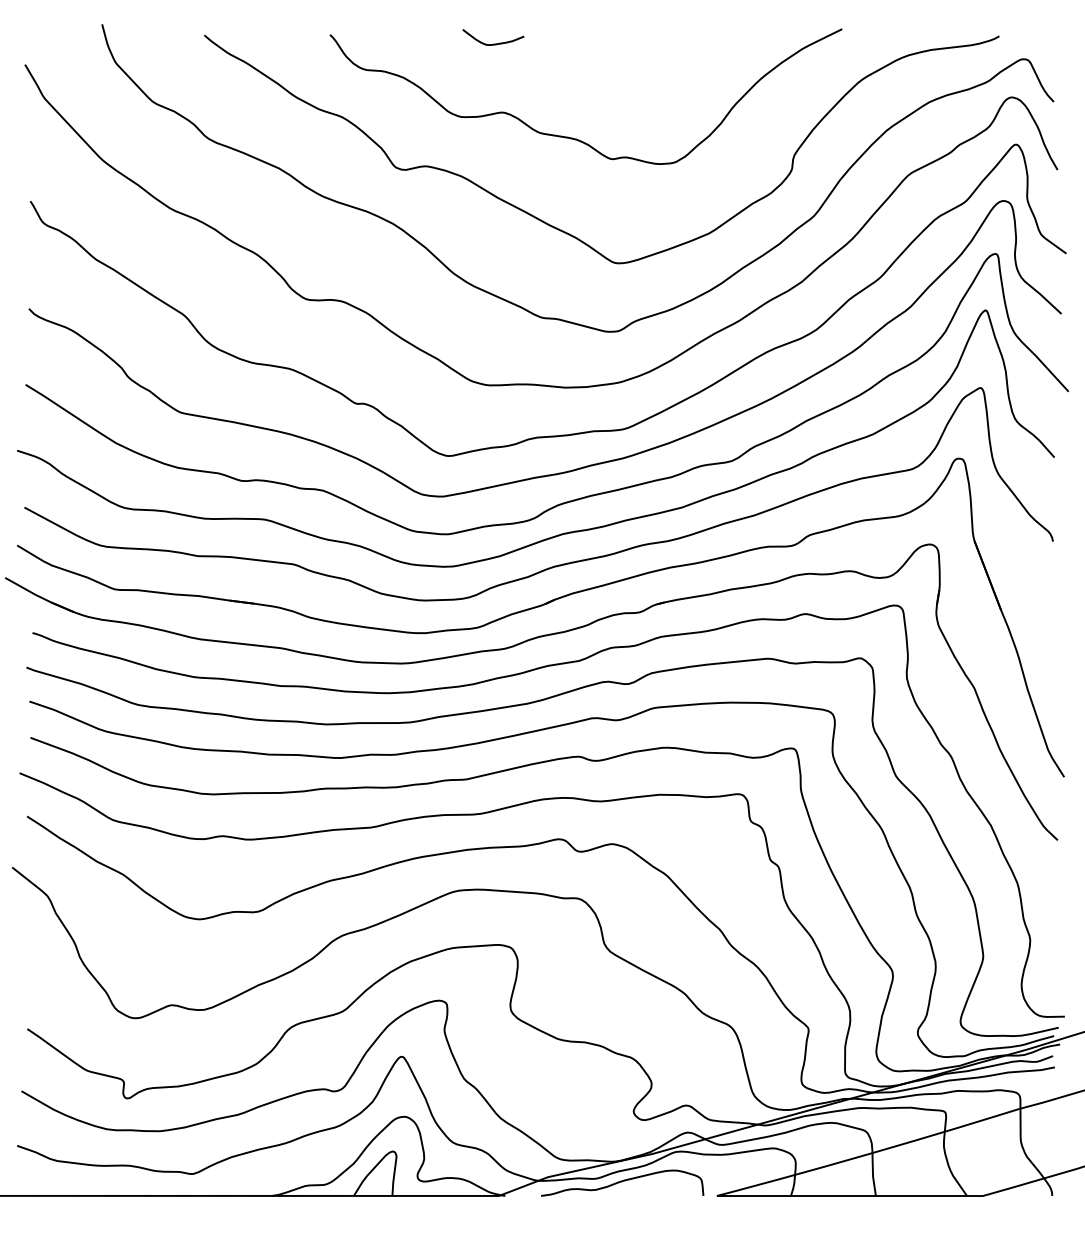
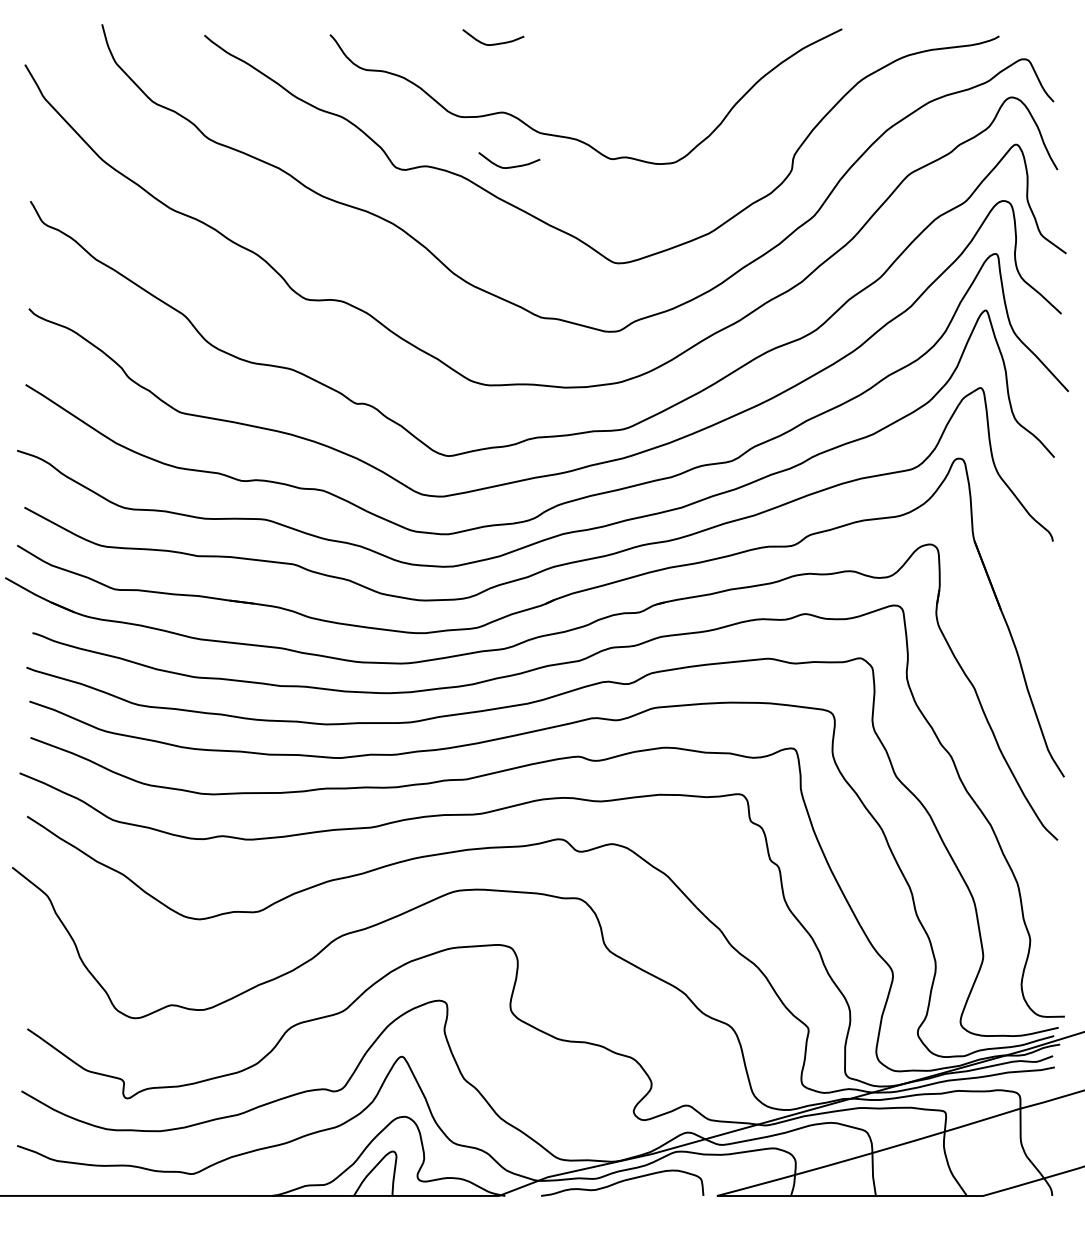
curve: none -> present (509, 166)
